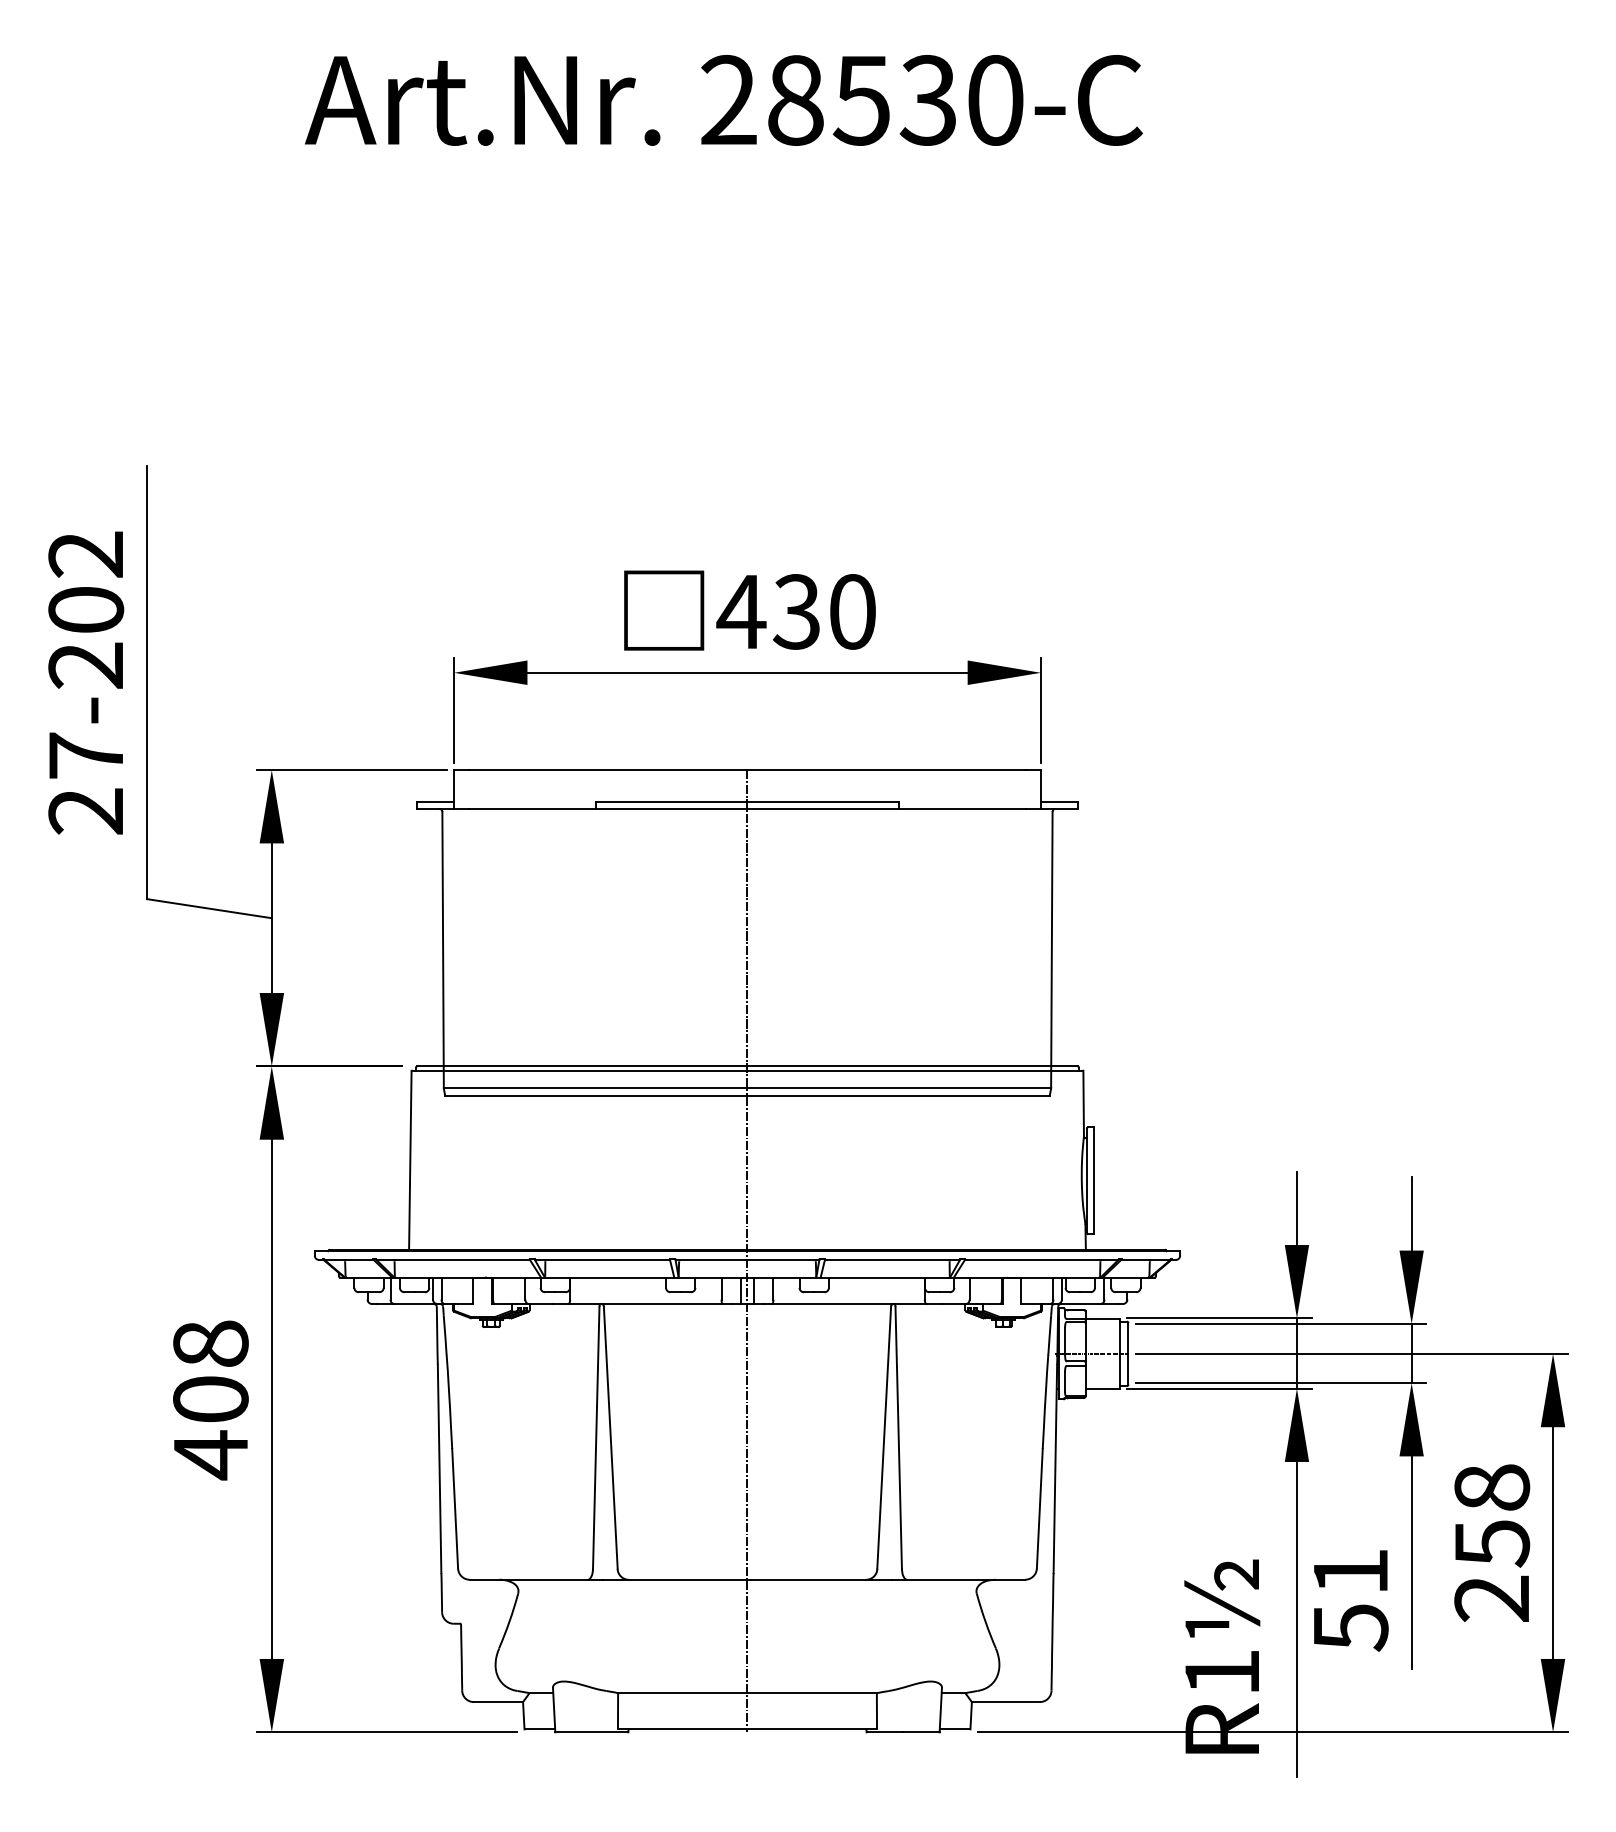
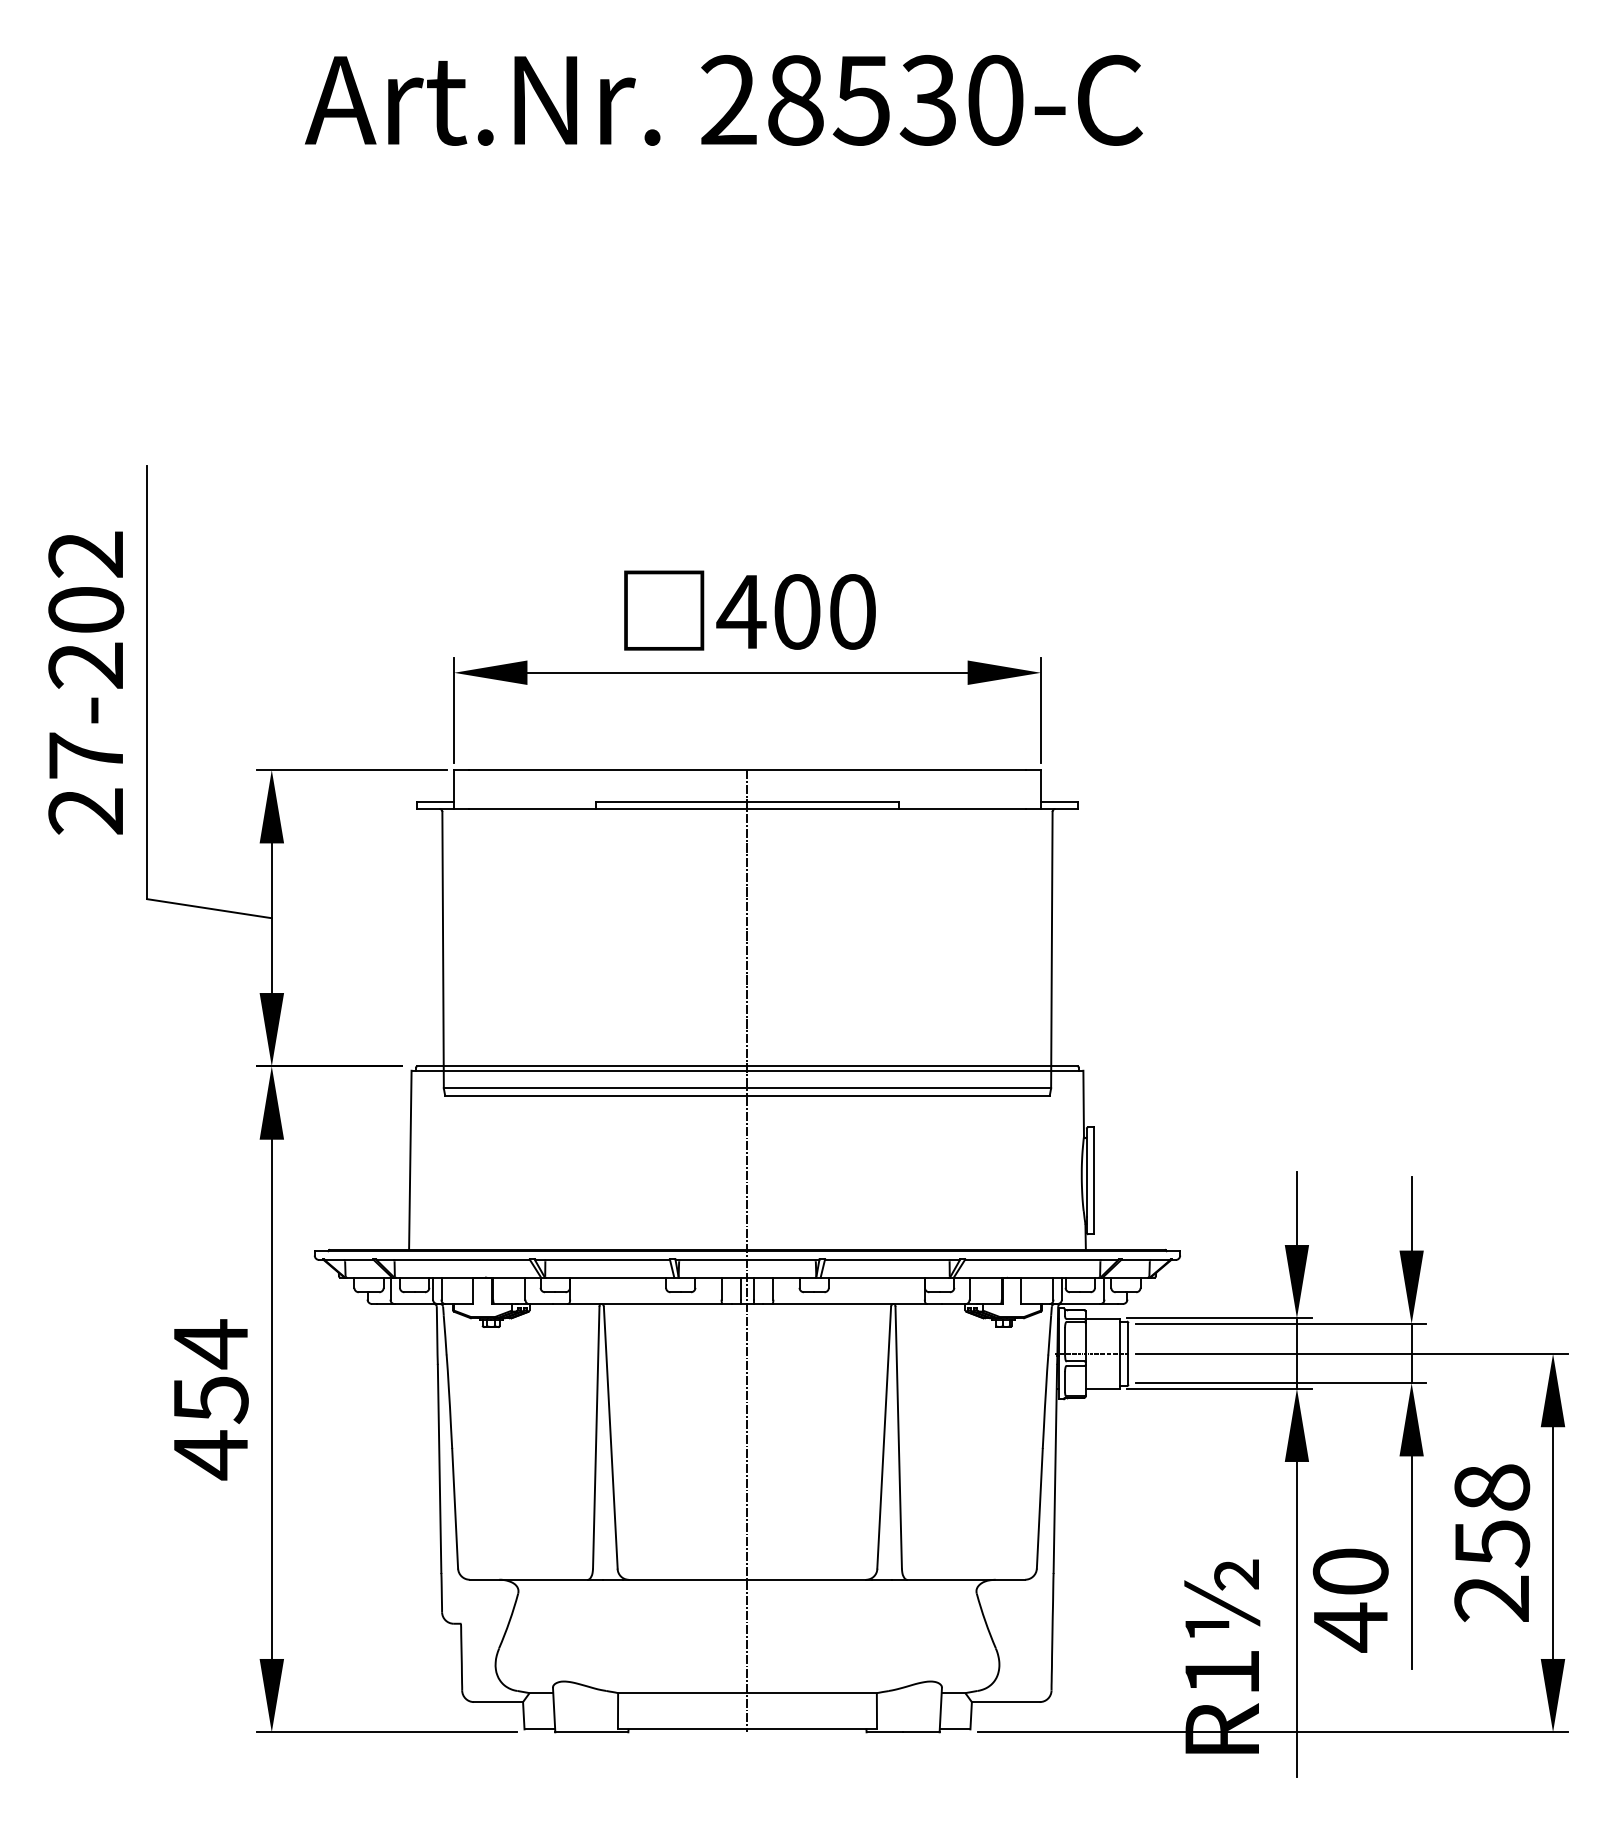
text: 430 -> 400 (796, 611)
text: 408 -> 454 (210, 1371)
text: 51 -> 40 (1350, 1600)
